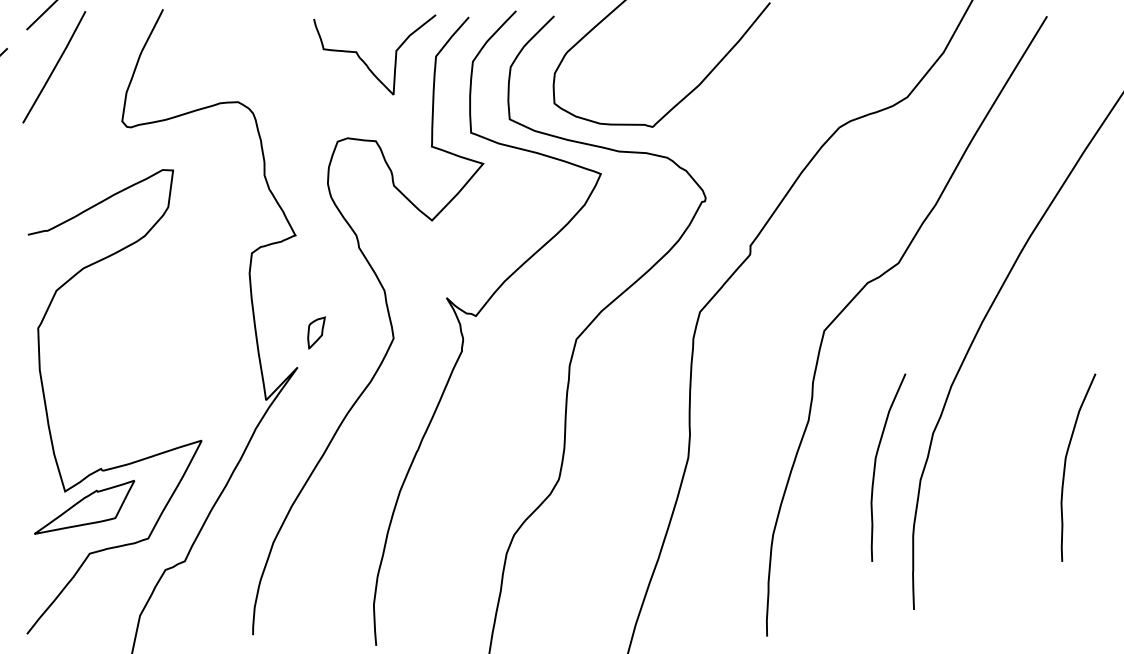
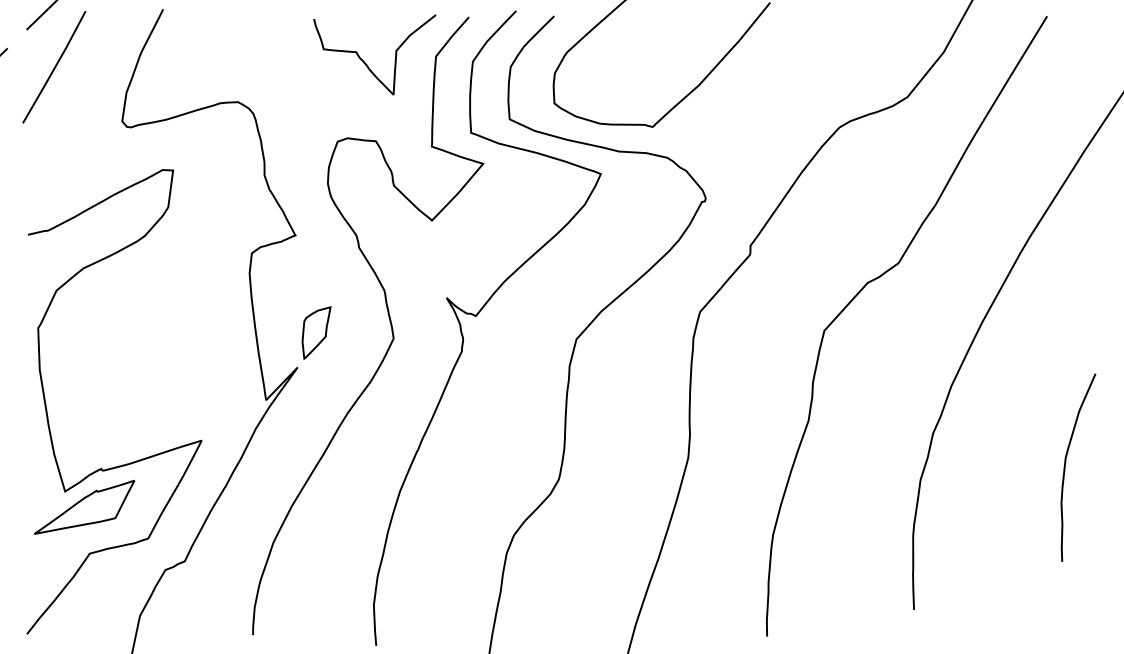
part size: 19x34 px -> 31x54 px (316, 332)
curve: present -> none (876, 462)
